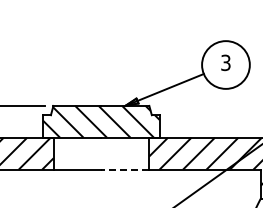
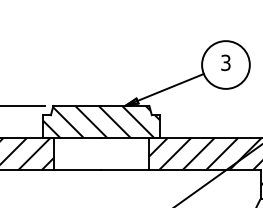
line: dashed -> solid (125, 169)
